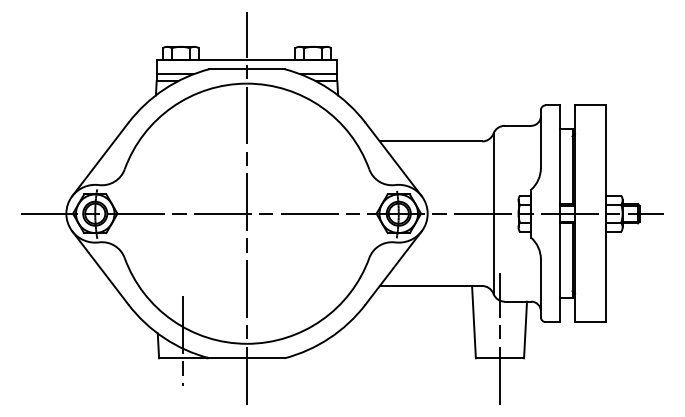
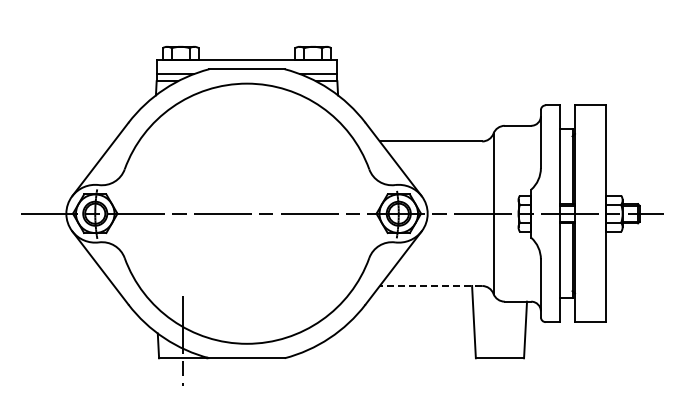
line: present -> none (247, 208)
line: solid -> dashed (430, 286)
line: present -> none (499, 338)
